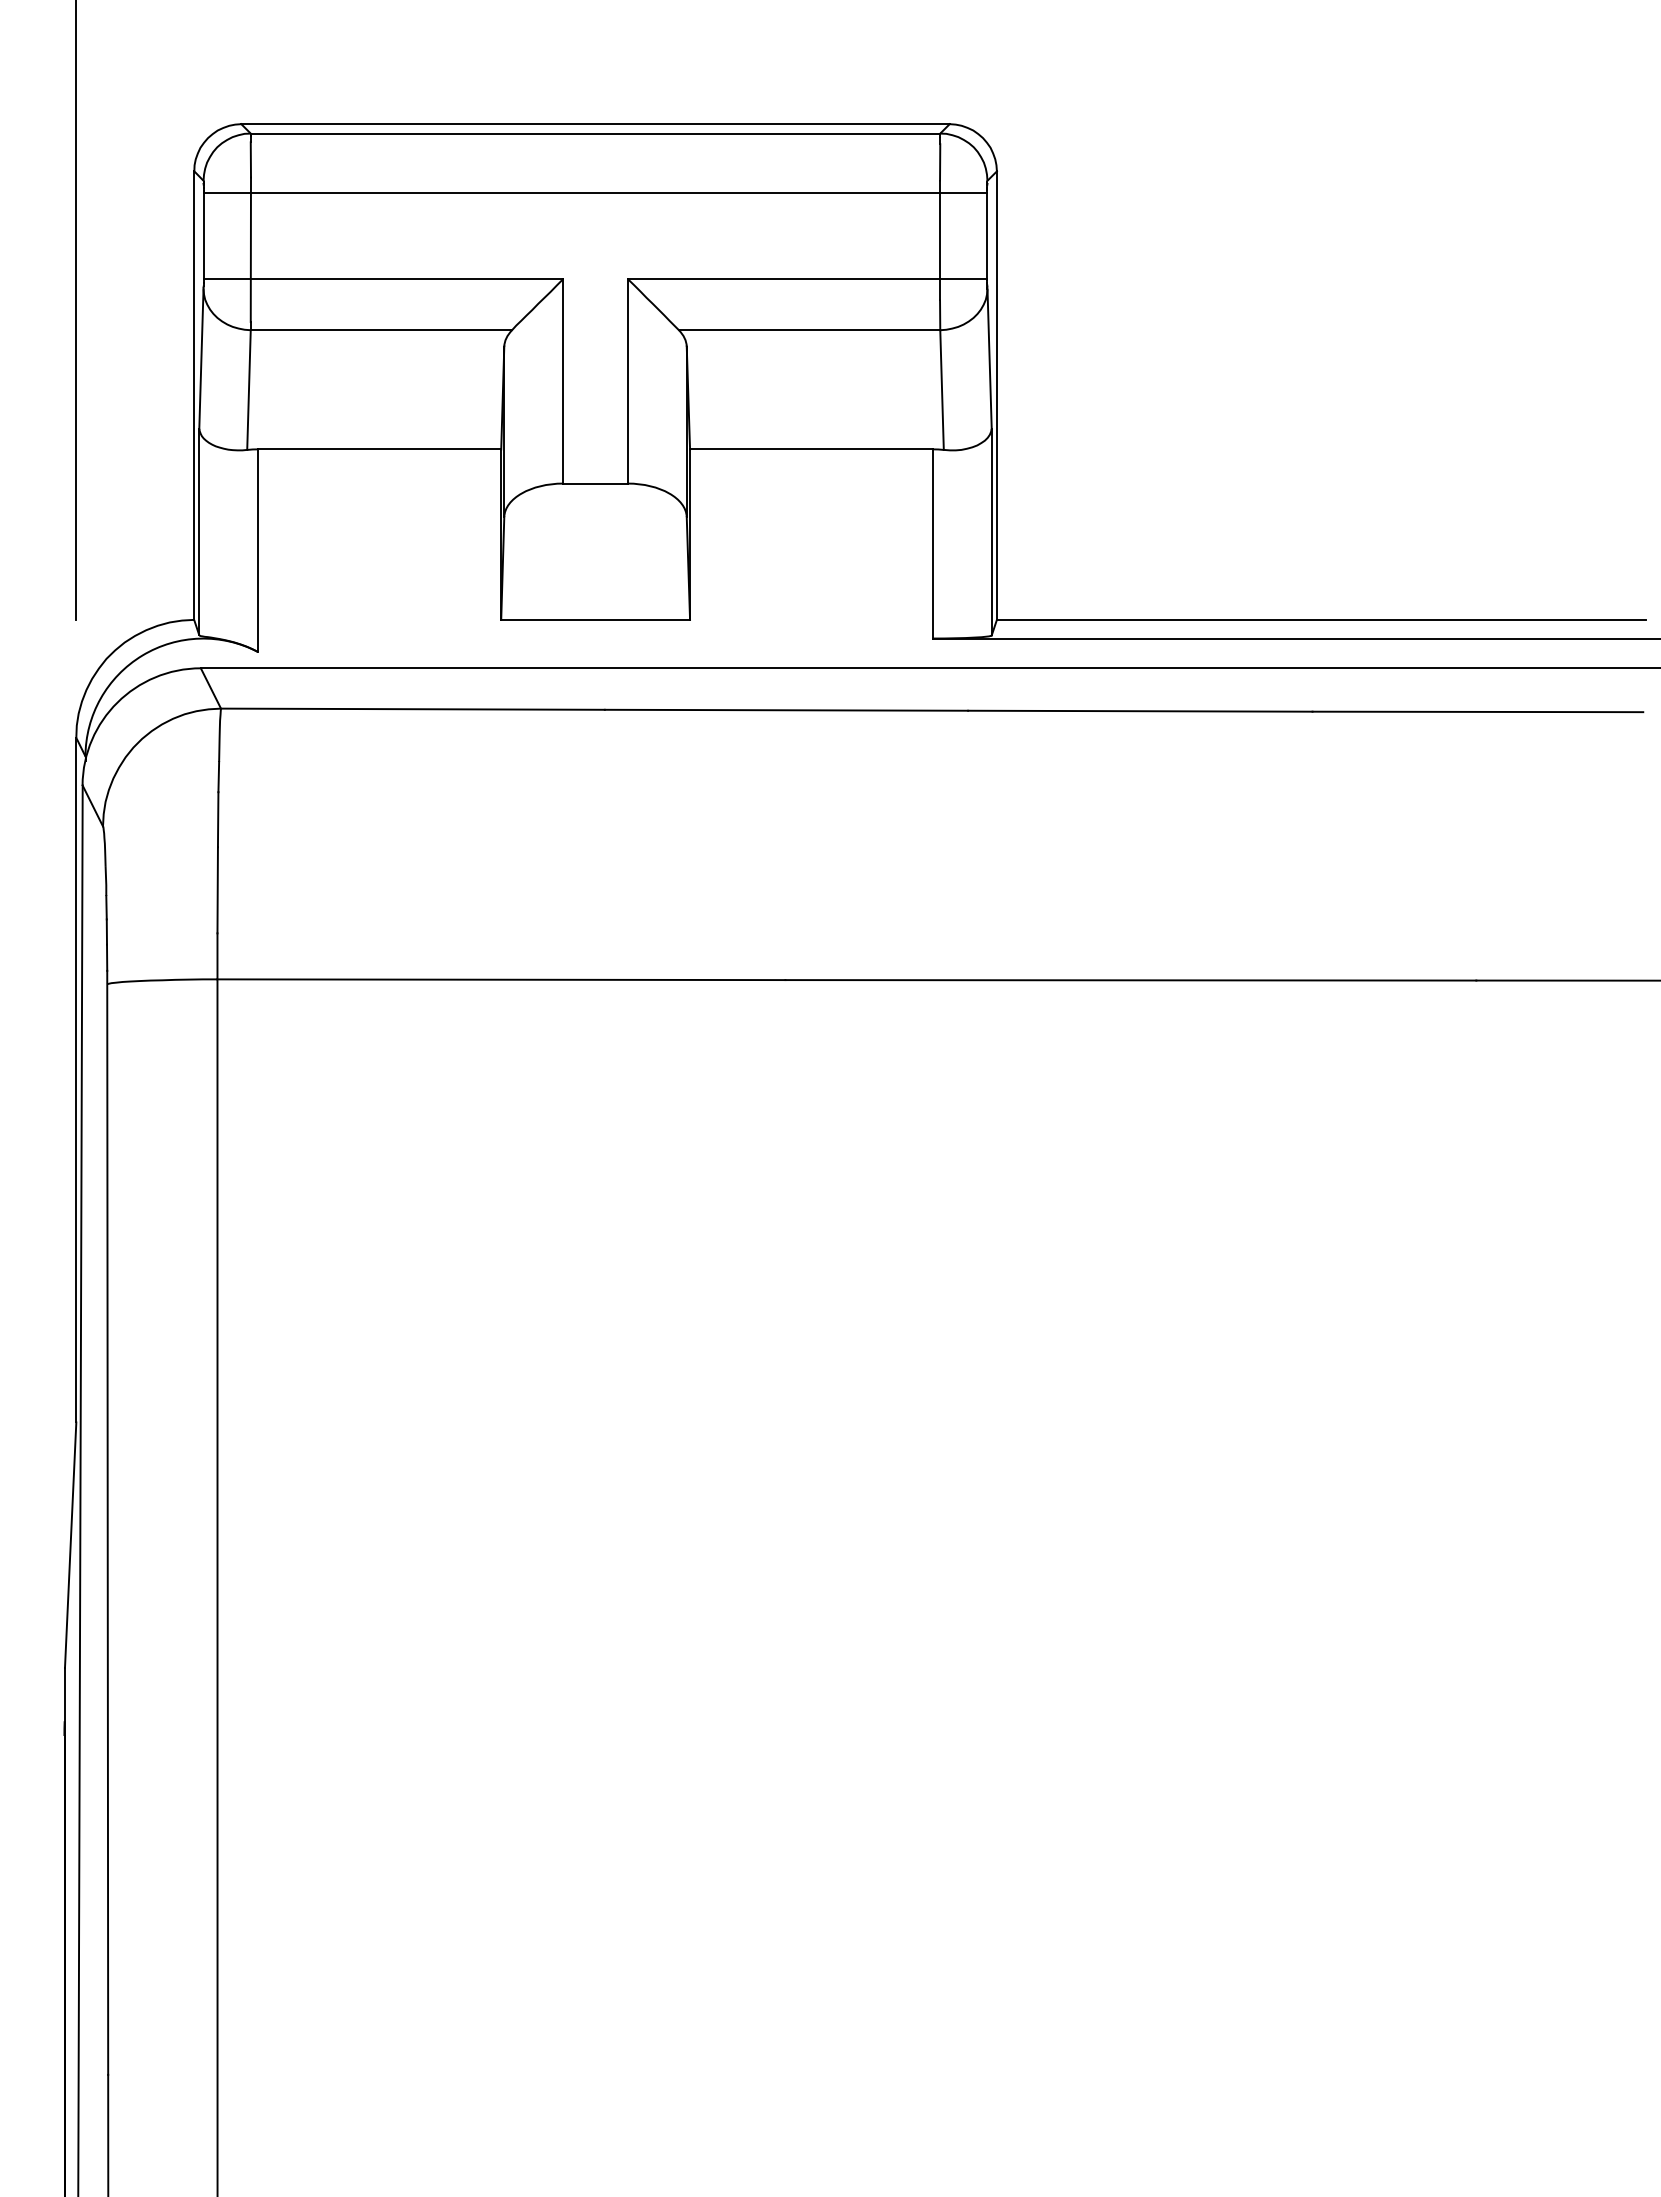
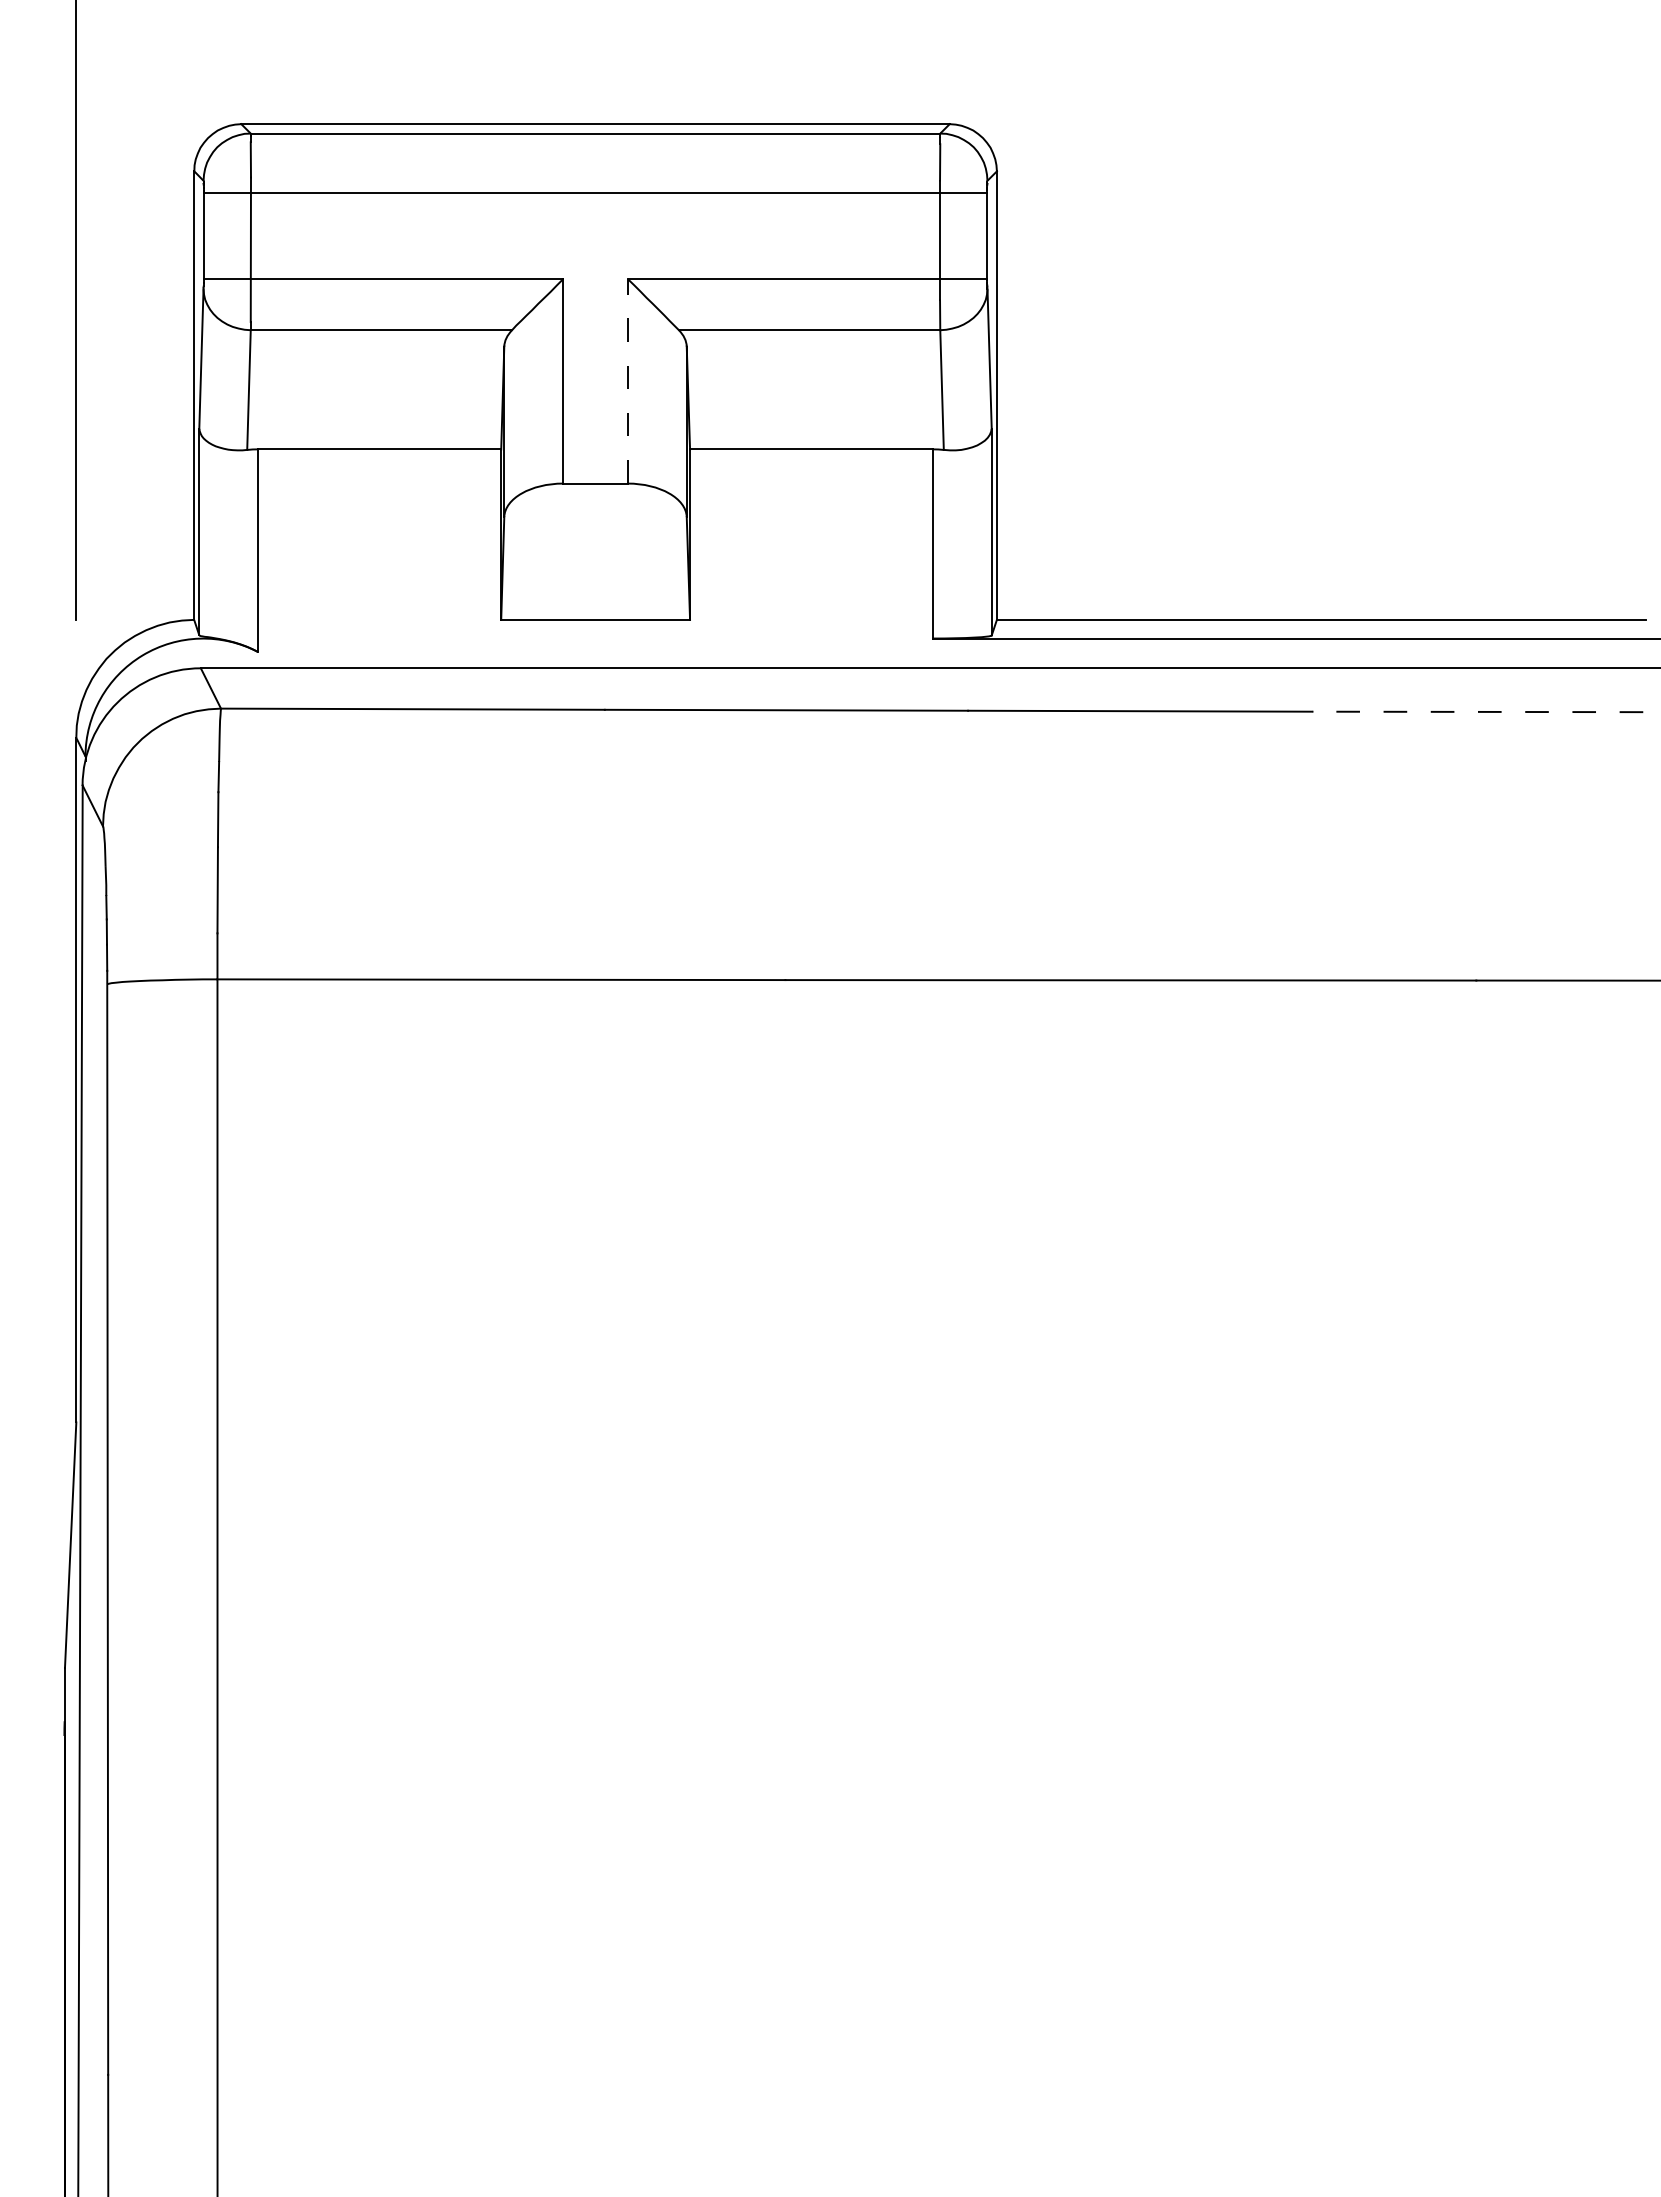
line: solid -> dashed (627, 380)
line: solid -> dashed (1477, 711)
